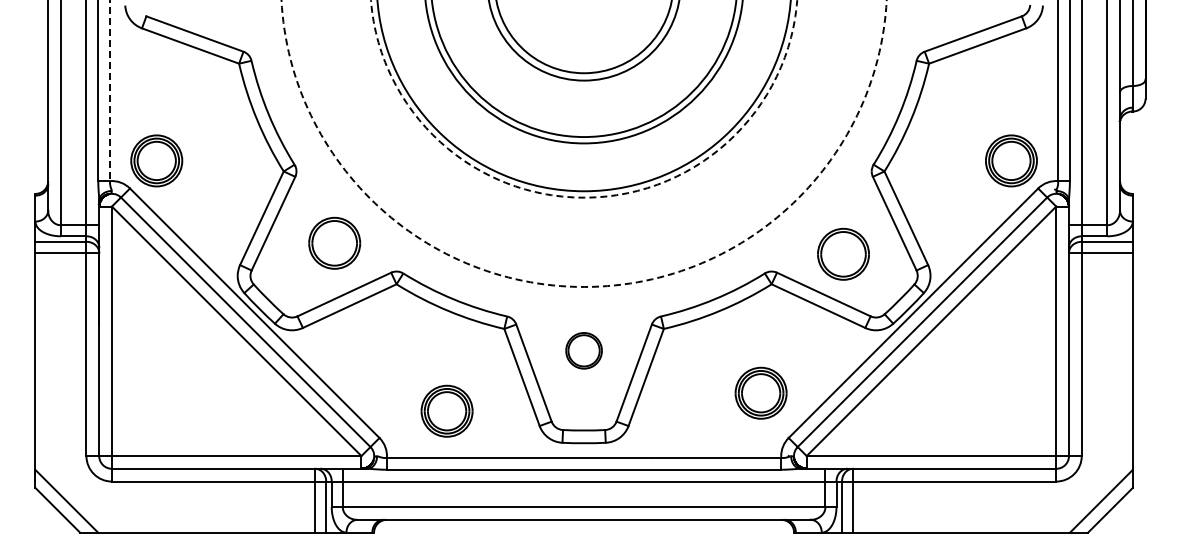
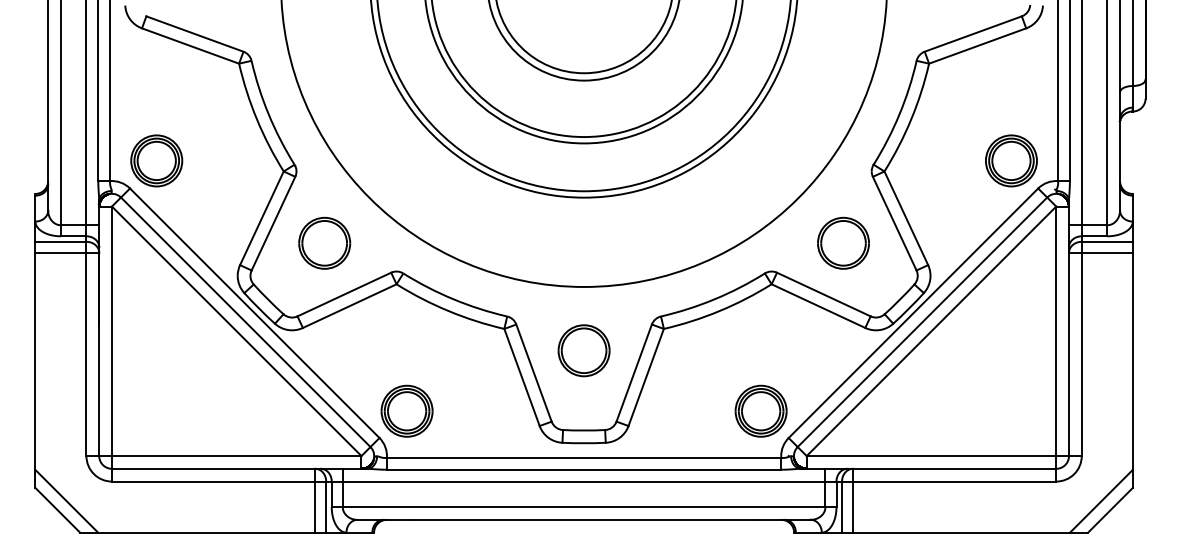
line: dashed -> solid (110, 91)
arc: dashed -> solid (584, 197)
part position: (334, 242) -> (324, 242) (324, 242)
part position: (843, 253) -> (843, 242) (843, 242)
arc: dashed -> solid (584, 286)
part size: 38x38 px -> 54x54 px (583, 350)
part position: (760, 392) -> (760, 410) (760, 410)
part position: (446, 410) -> (406, 410) (406, 410)
